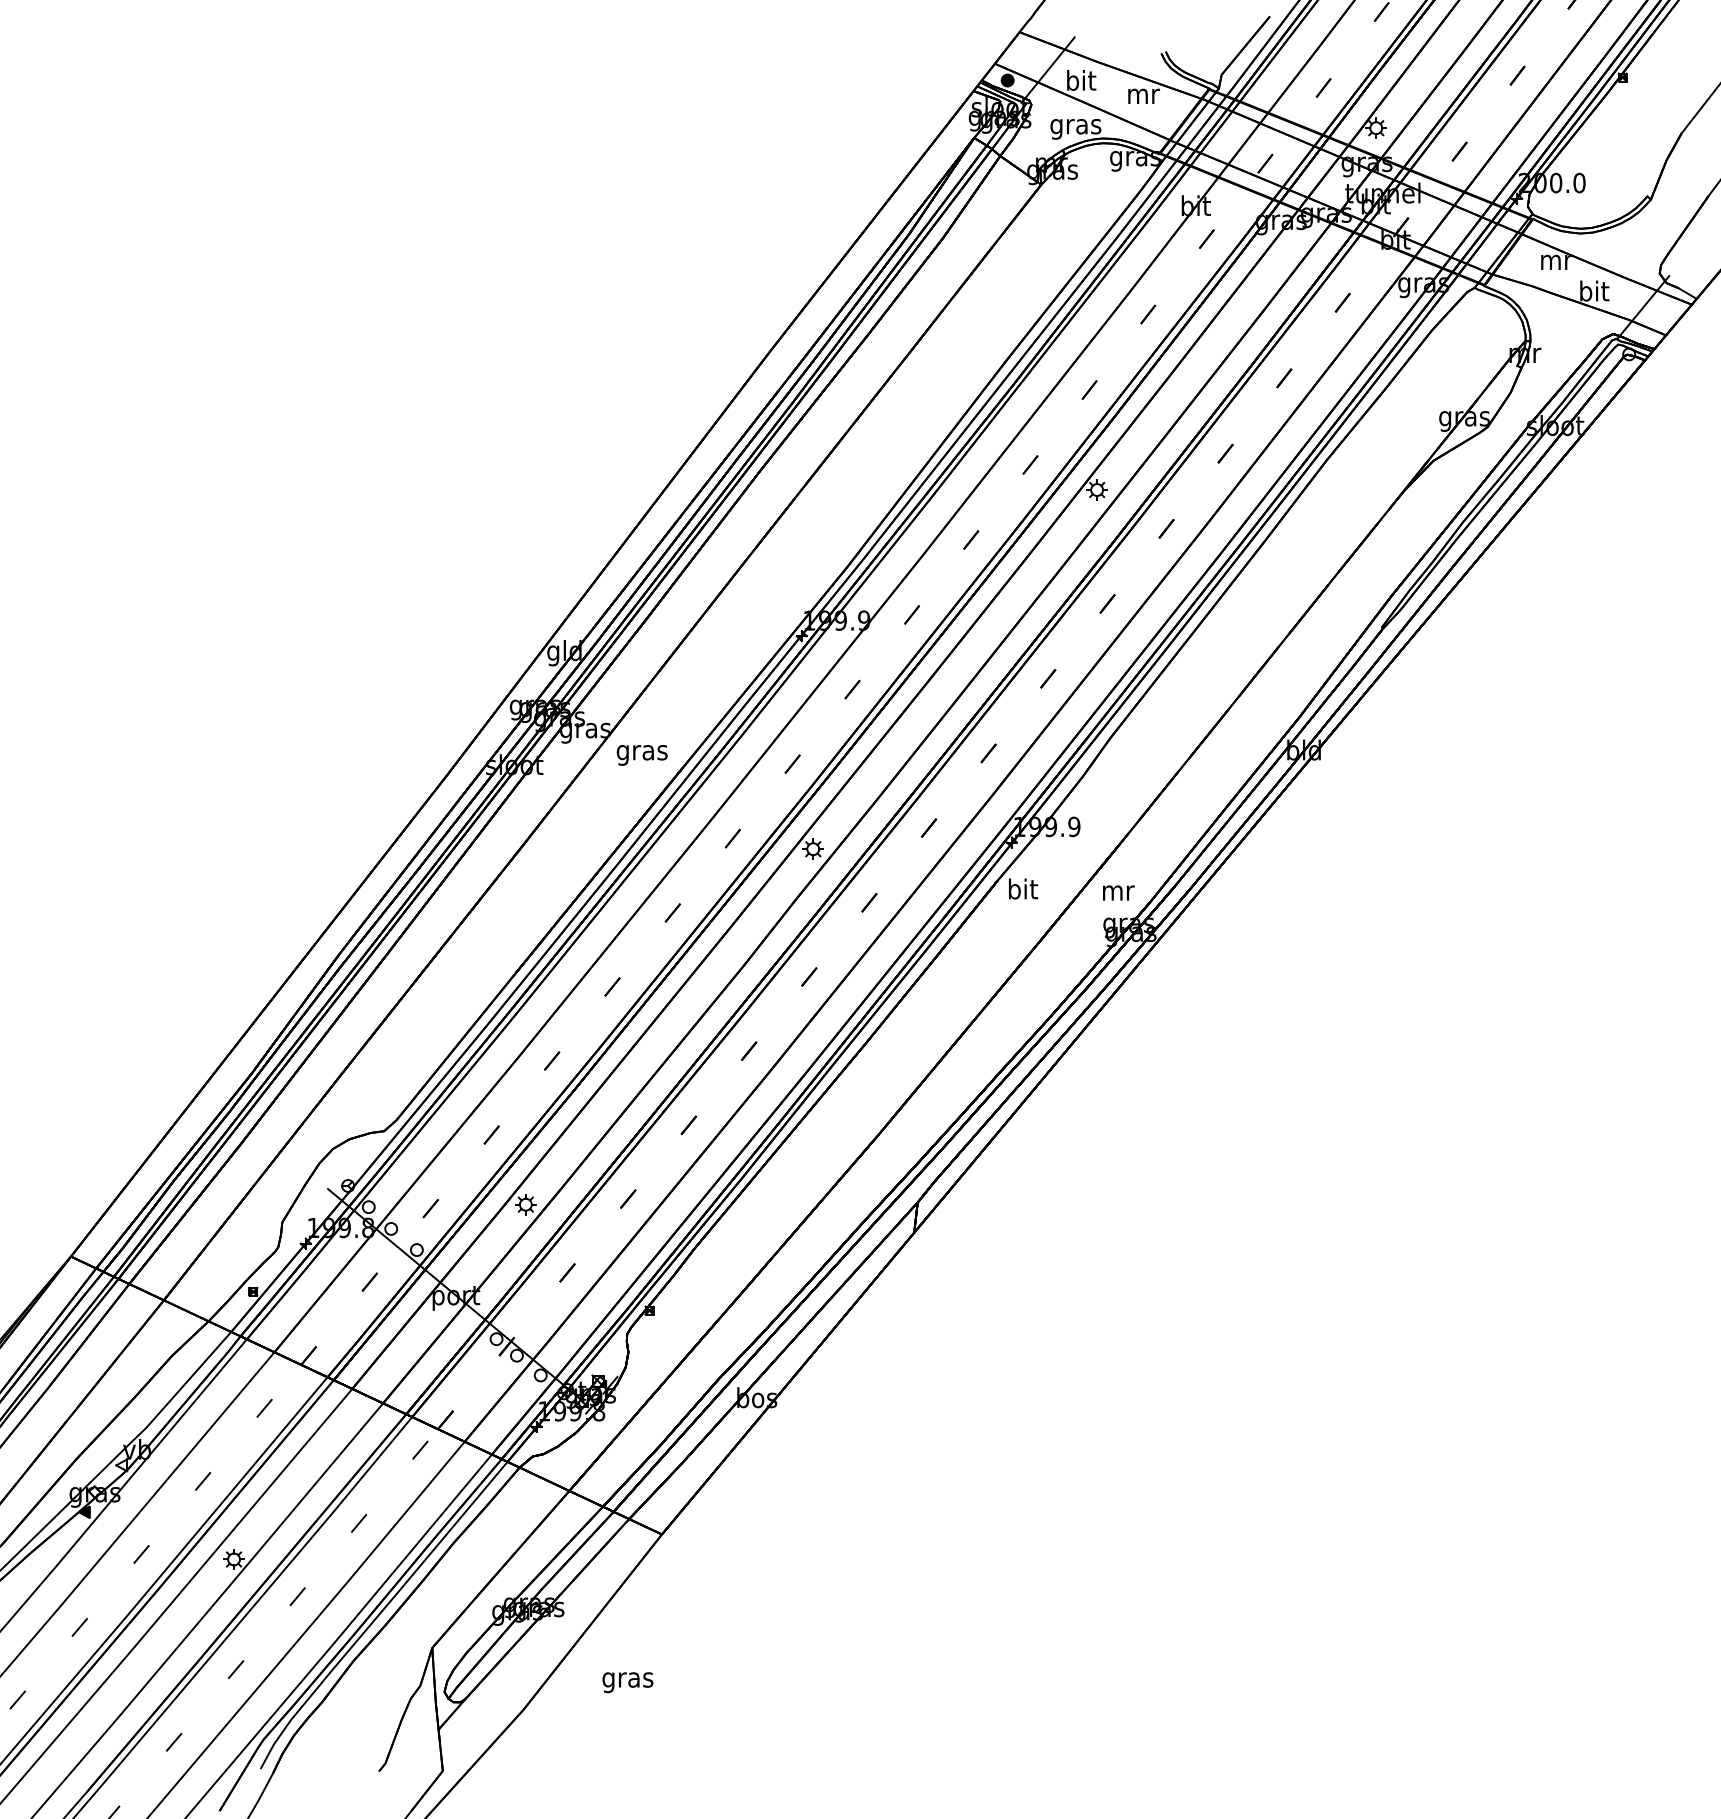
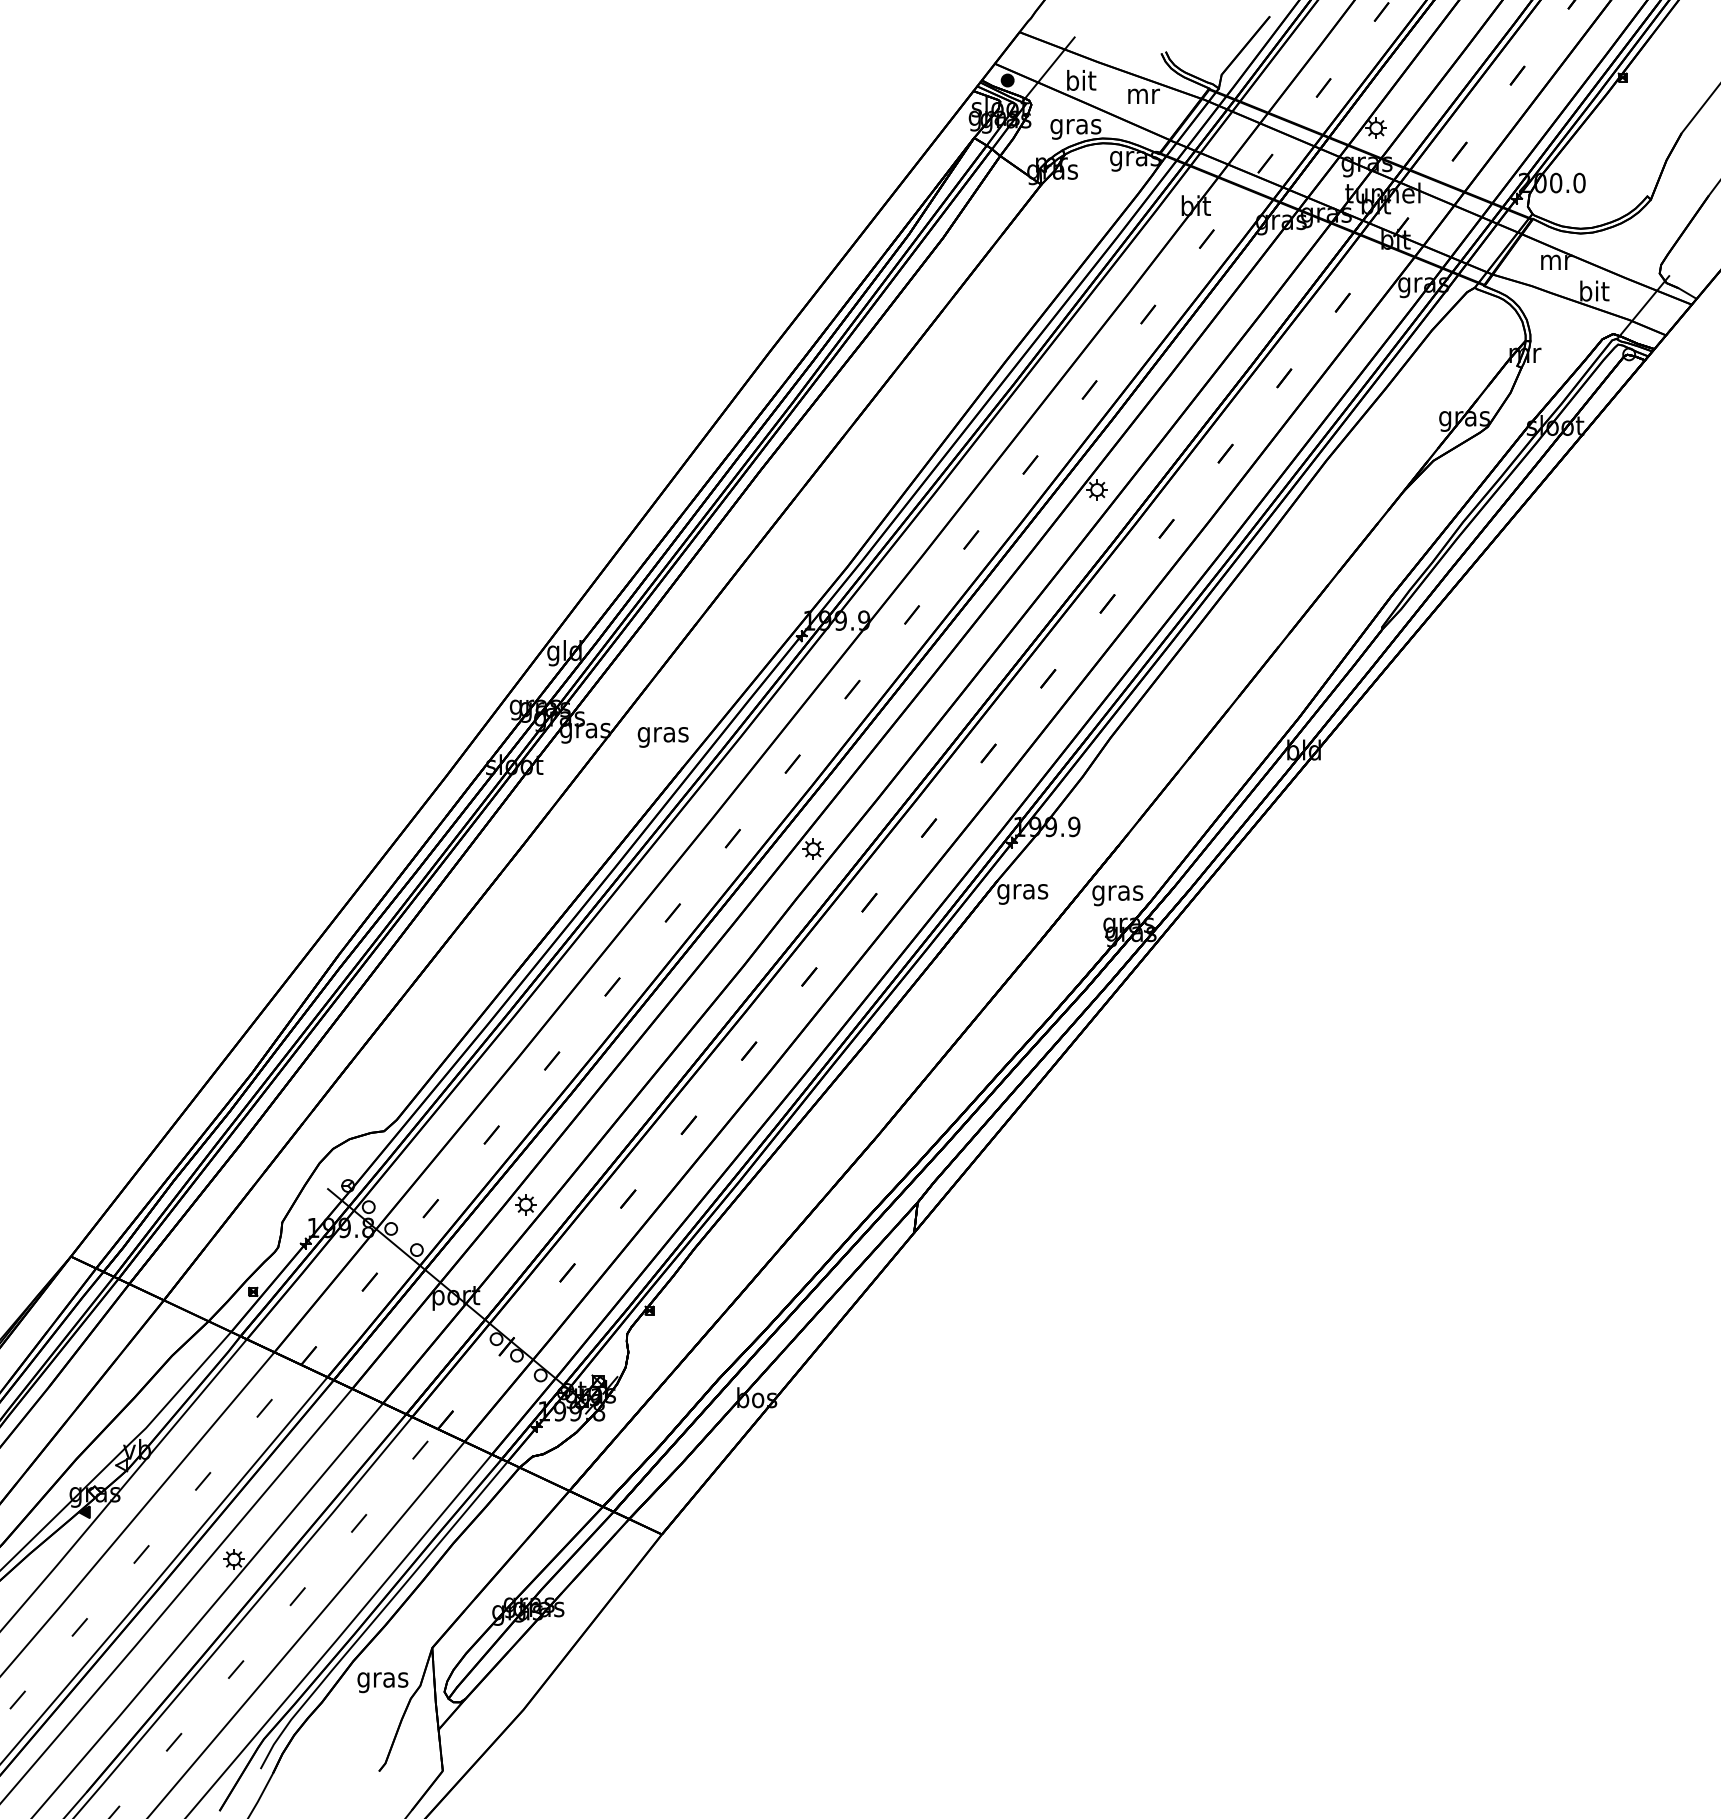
text position: (641, 755) -> (662, 737) (662, 737)
text: bit -> gras (1022, 891)
text: mr -> gras (1117, 895)
text position: (627, 1682) -> (382, 1682) (382, 1682)
